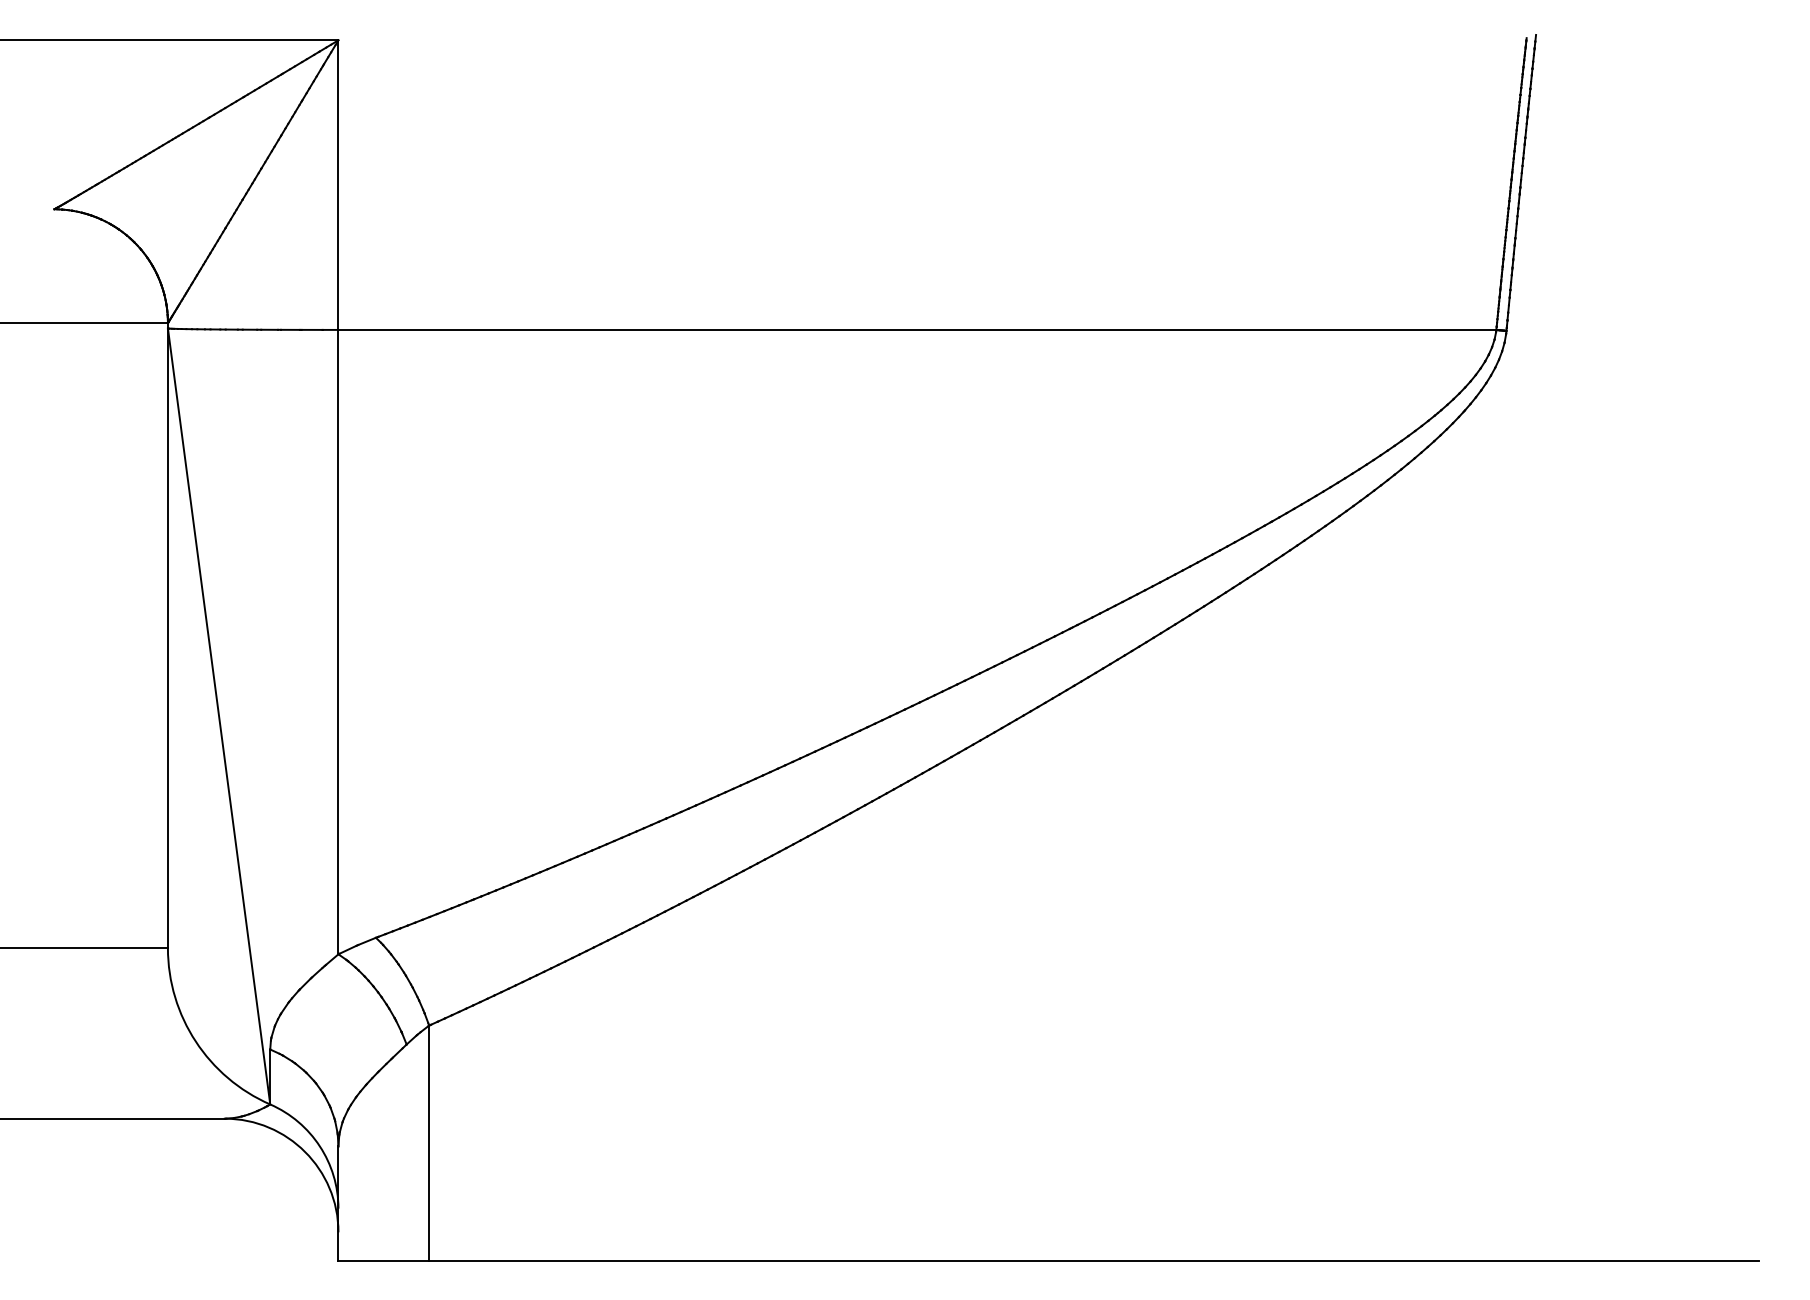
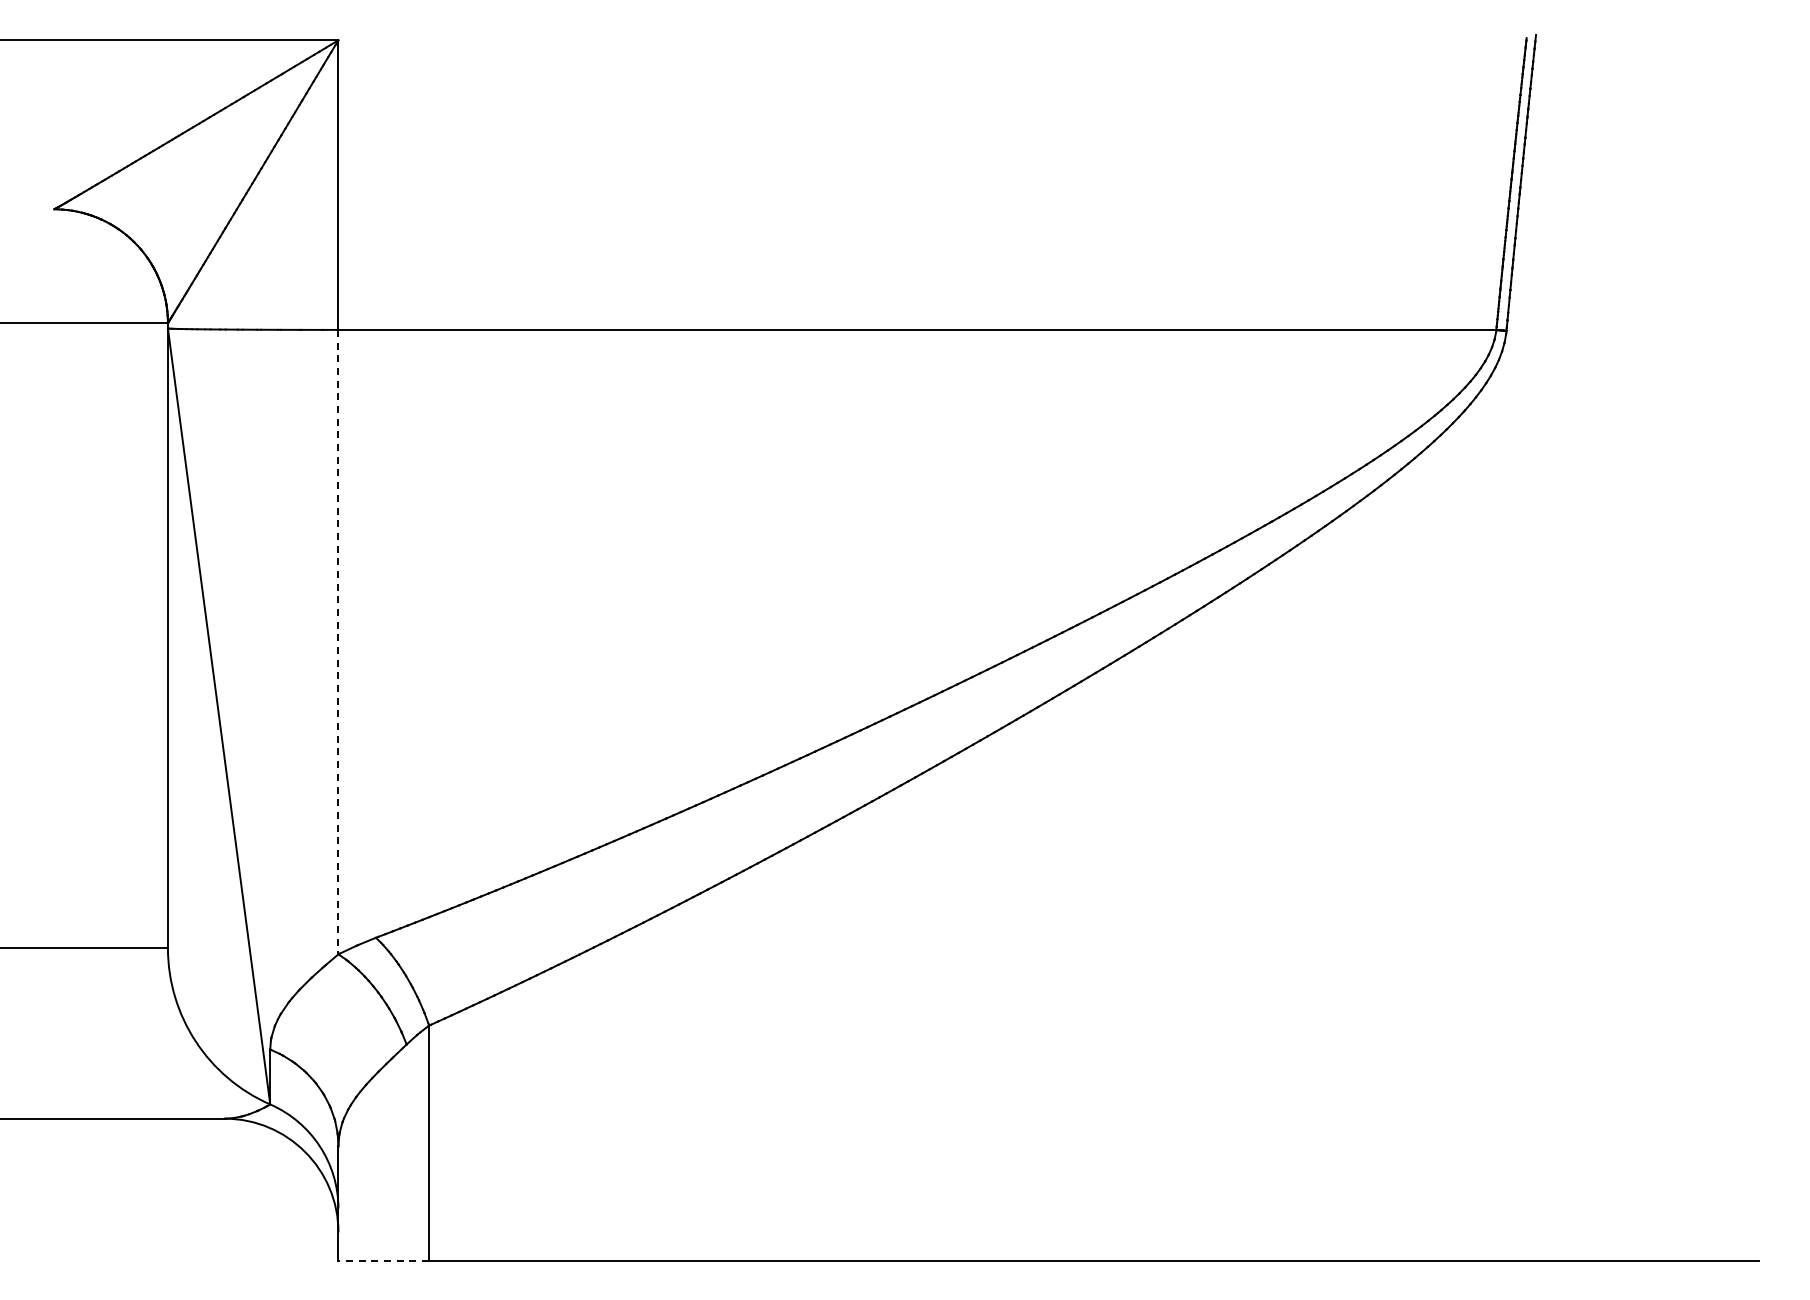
line: solid -> dashed (338, 642)
line: solid -> dashed (383, 1260)
